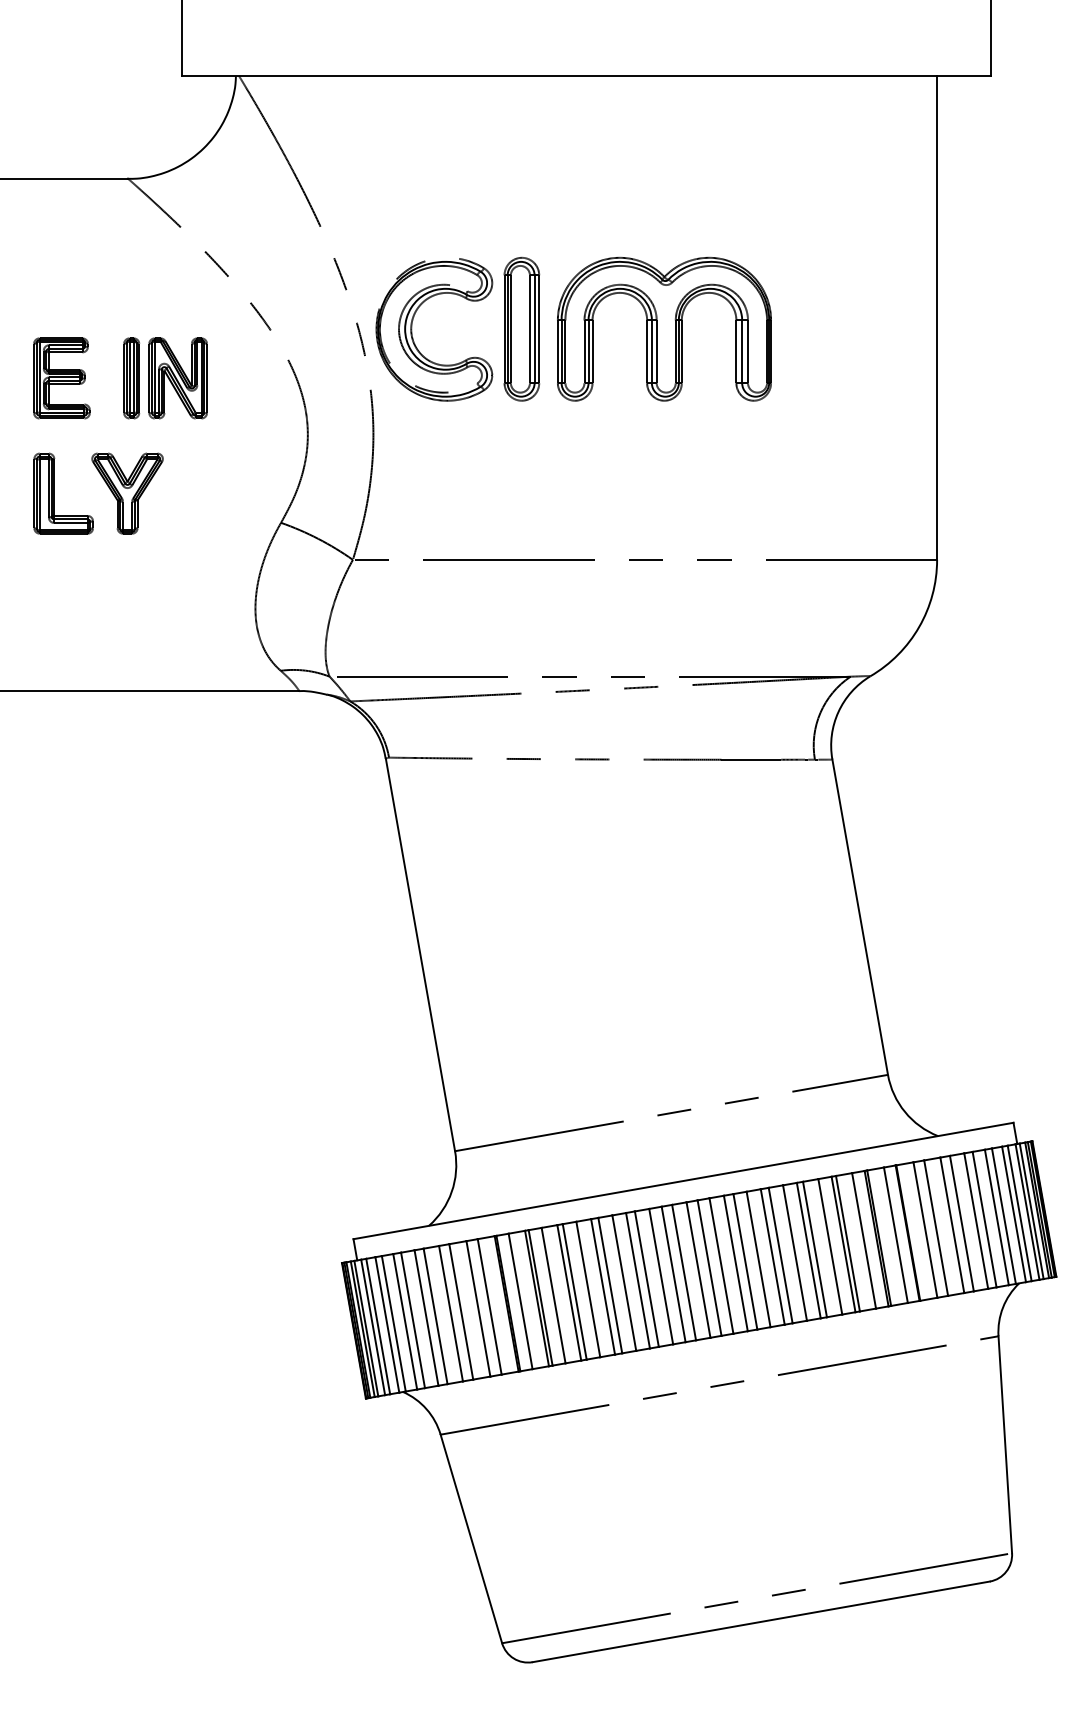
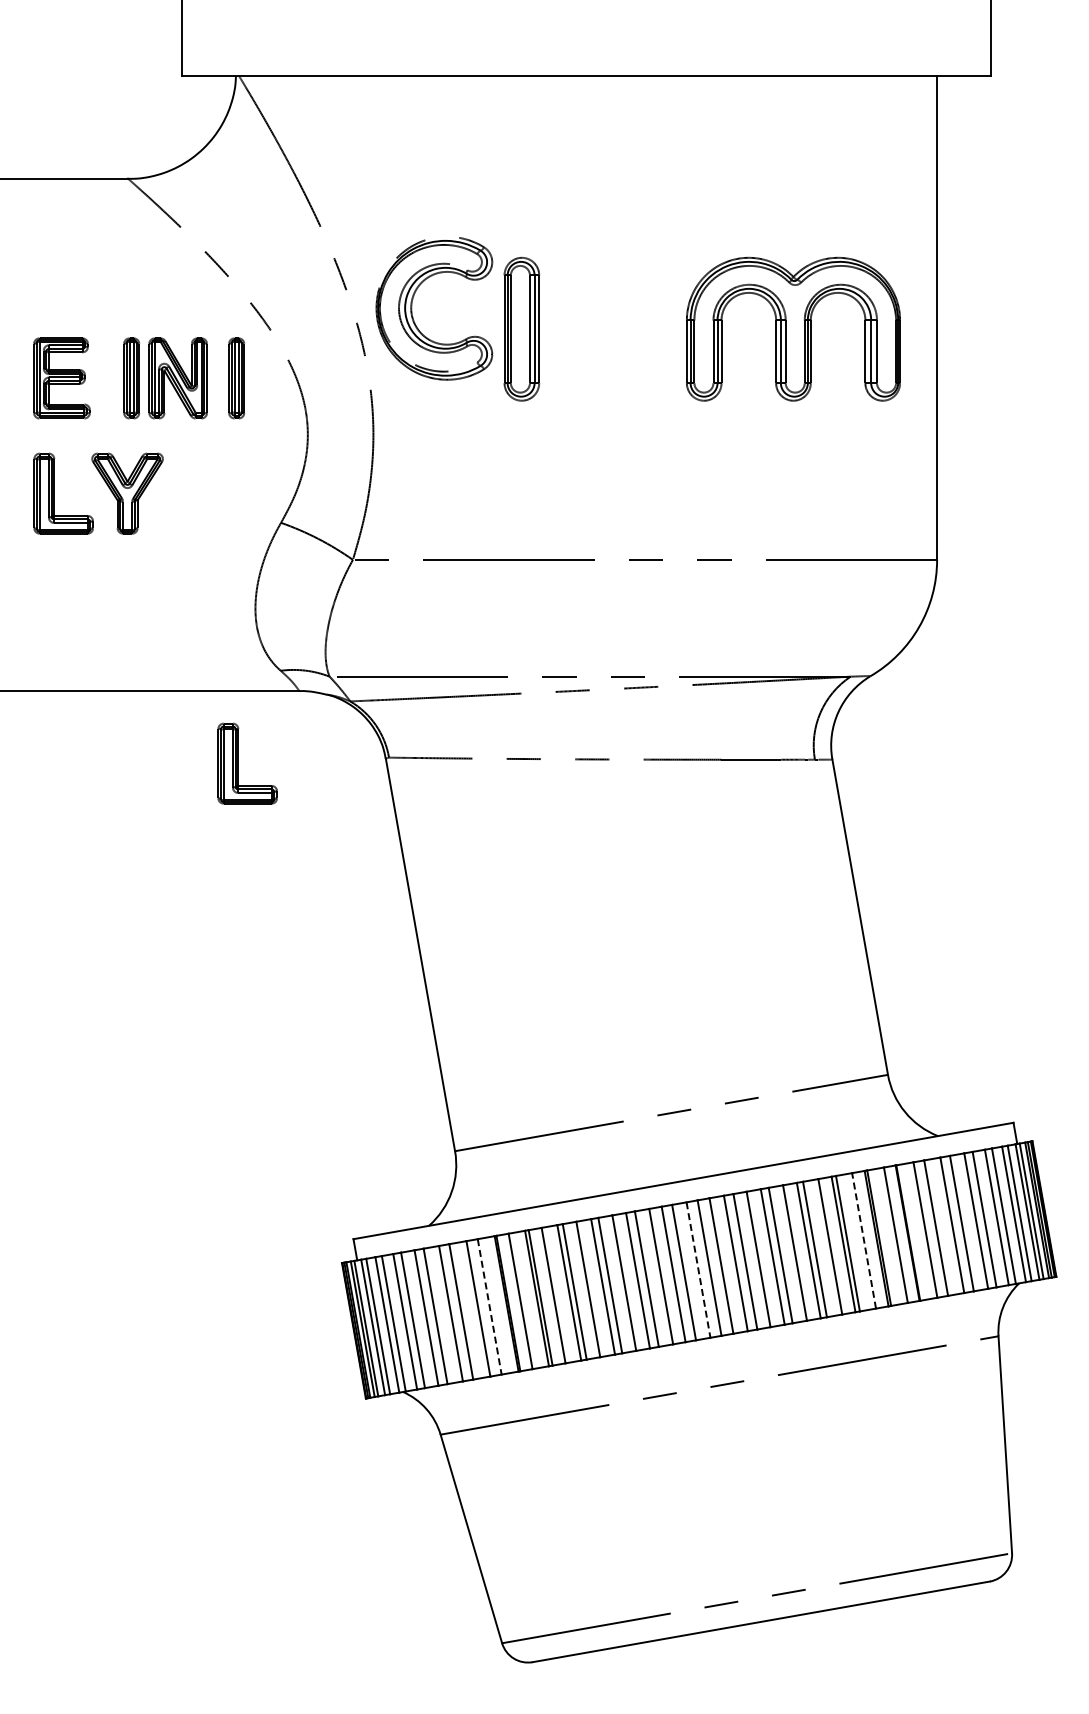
part position: (664, 328) -> (793, 328) (793, 328)
part position: (412, 329) -> (412, 308) (412, 308)
part: none -> present (236, 378)
part: none -> present (238, 763)
line: solid -> dashed (864, 1240)
line: solid -> dashed (698, 1270)
line: solid -> dashed (489, 1306)
